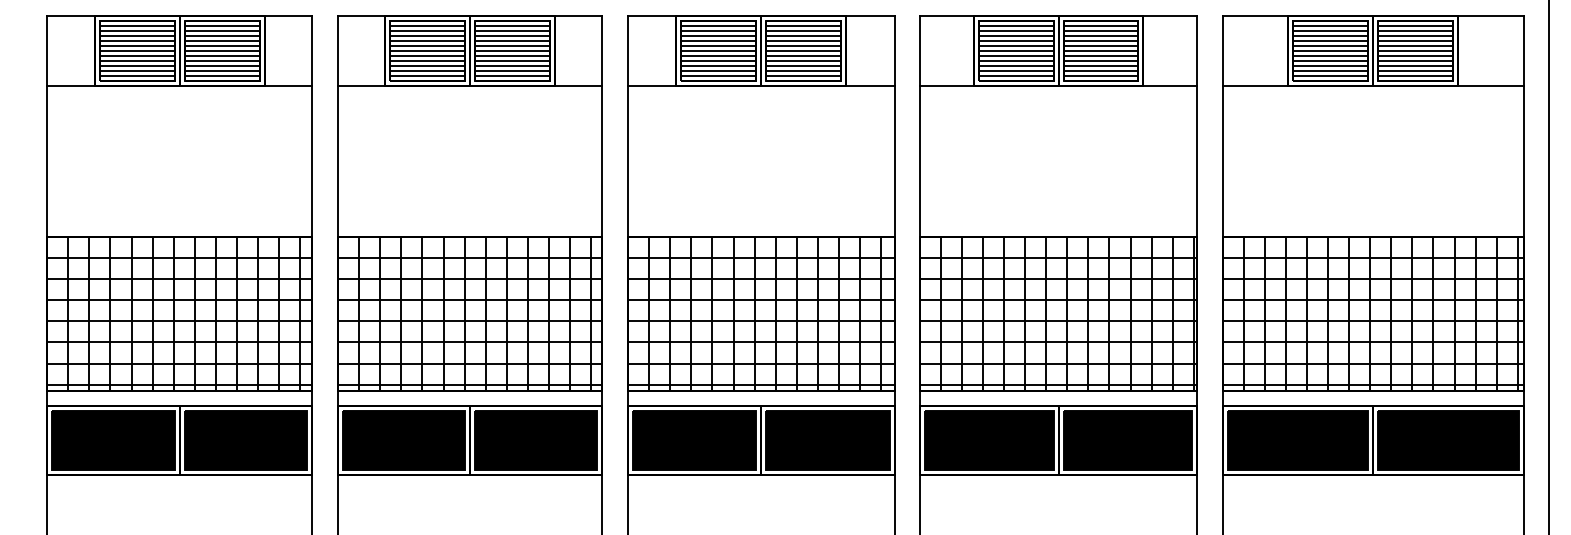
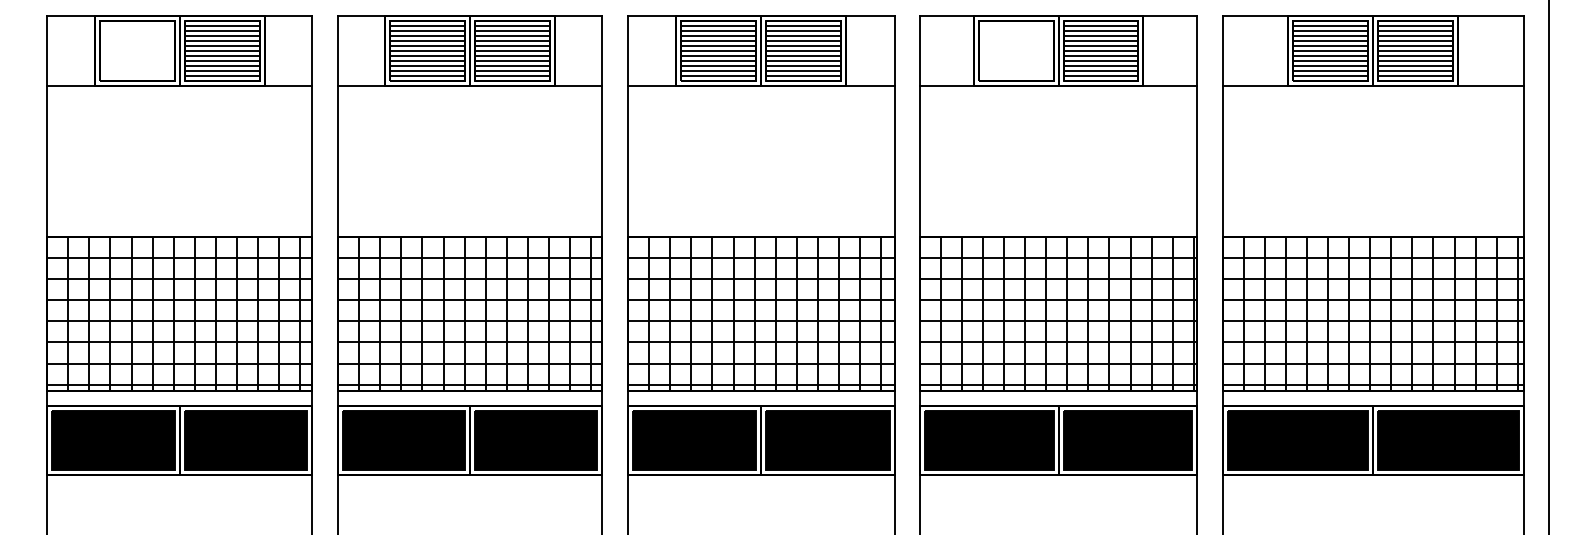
hatch: present -> none (136, 51)
hatch: present -> none (1015, 51)
